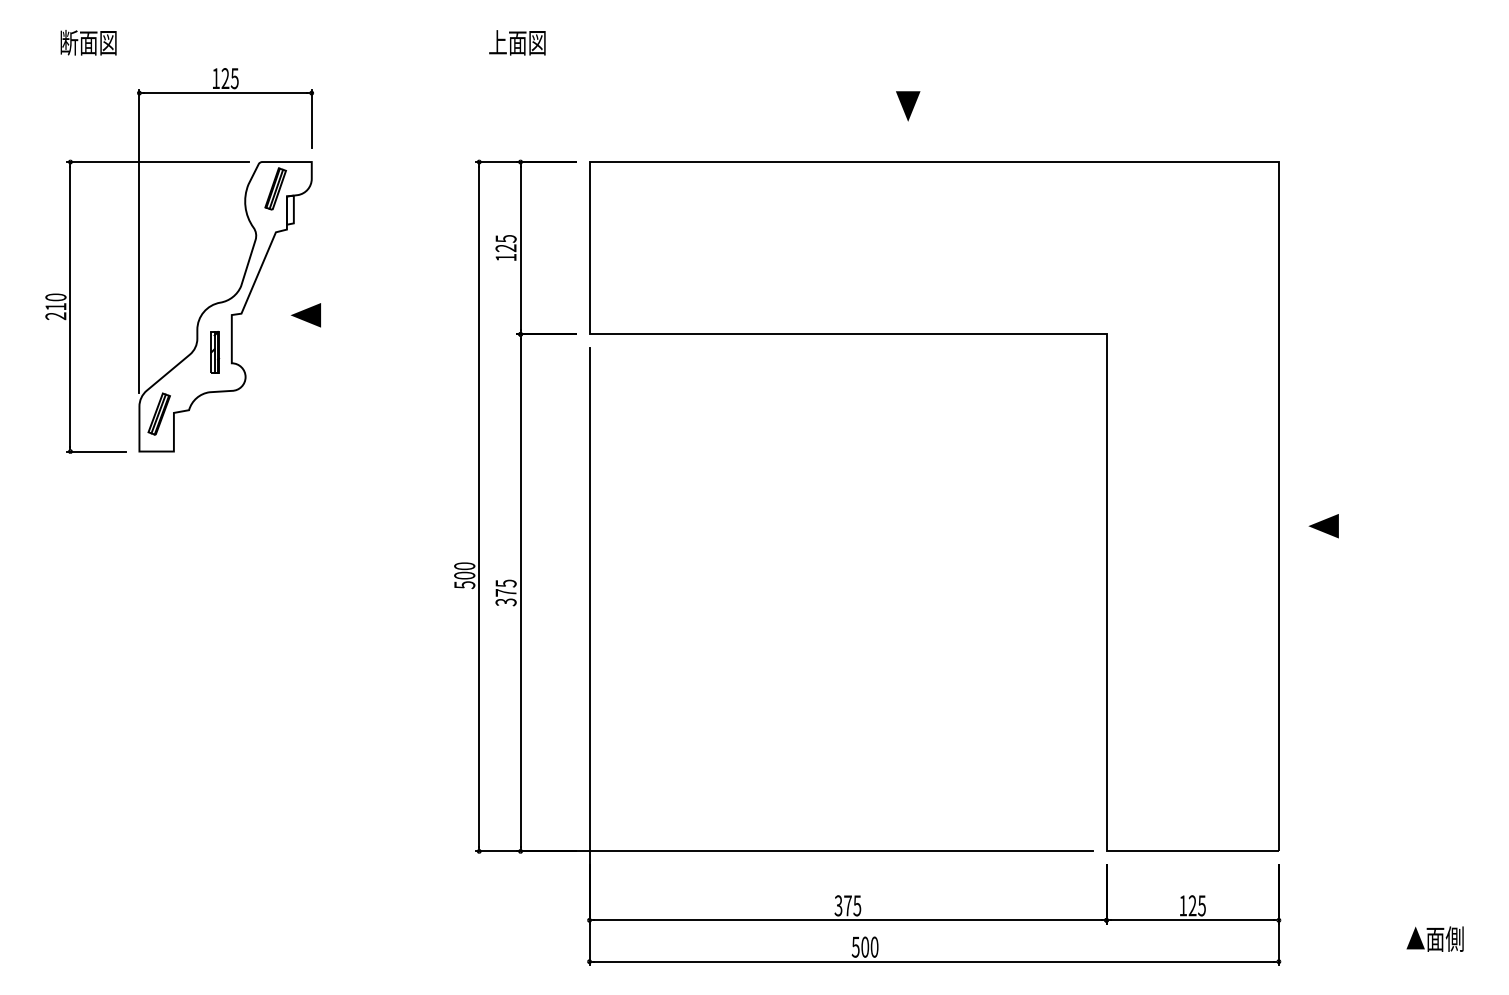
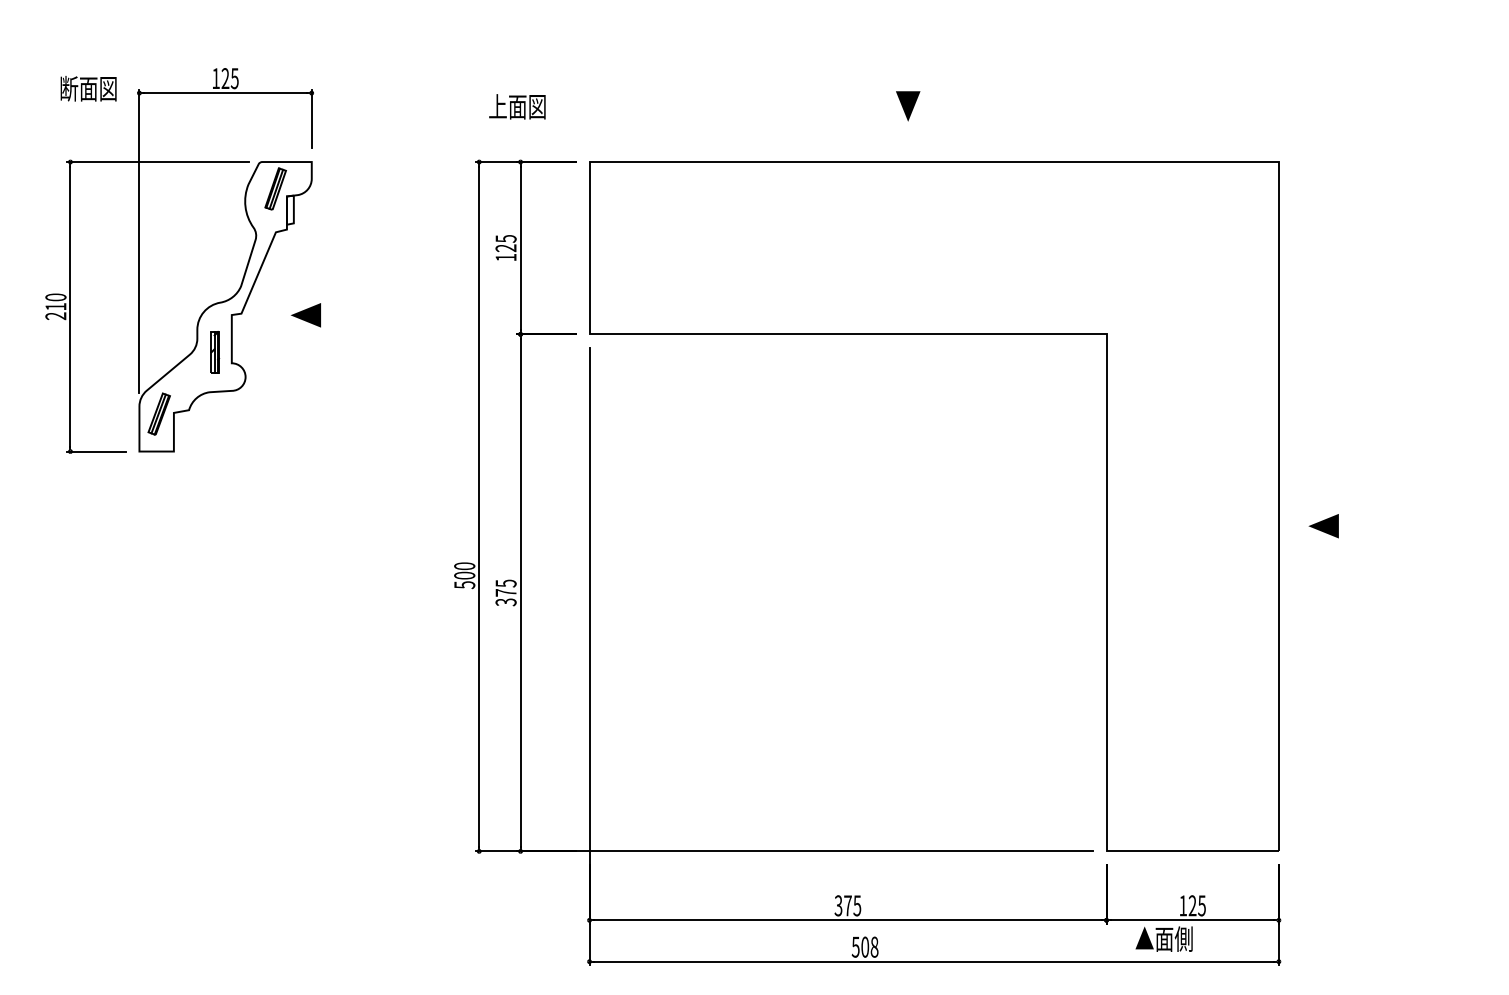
text position: (88, 42) -> (88, 88) (88, 88)
text position: (517, 42) -> (517, 106) (517, 106)
text position: (1434, 938) -> (1163, 938) (1163, 938)
text: 500 -> 508 (874, 947)
